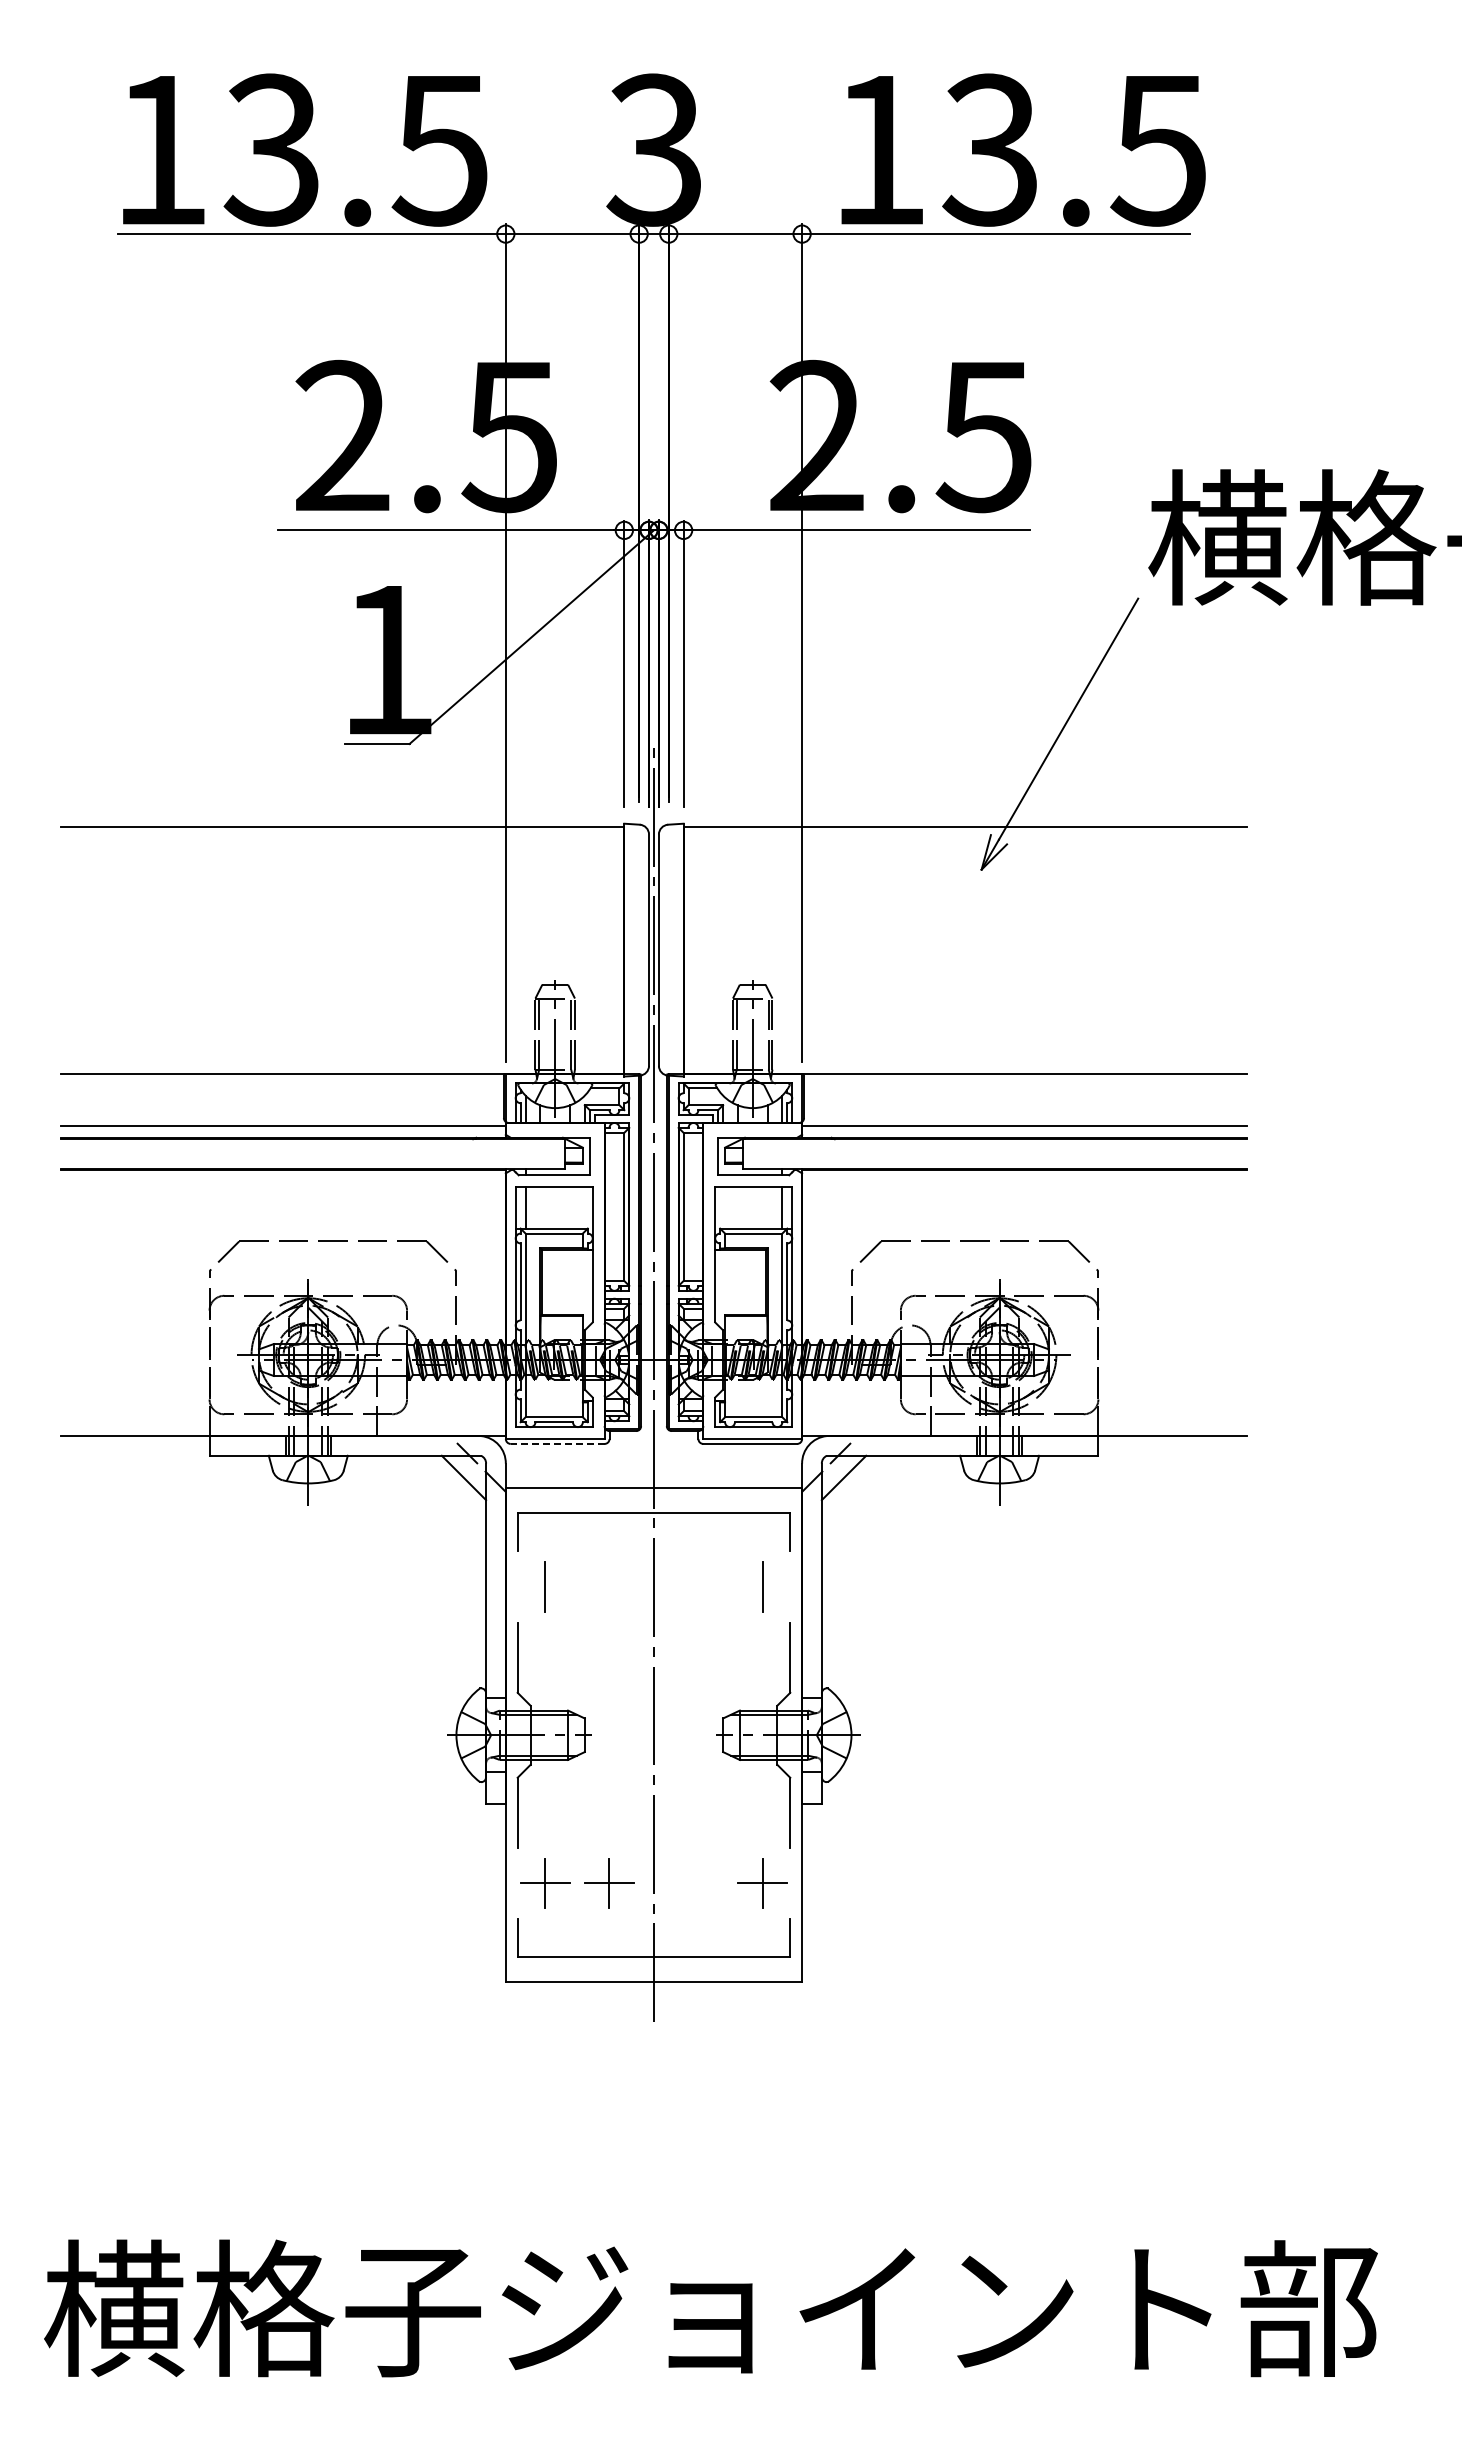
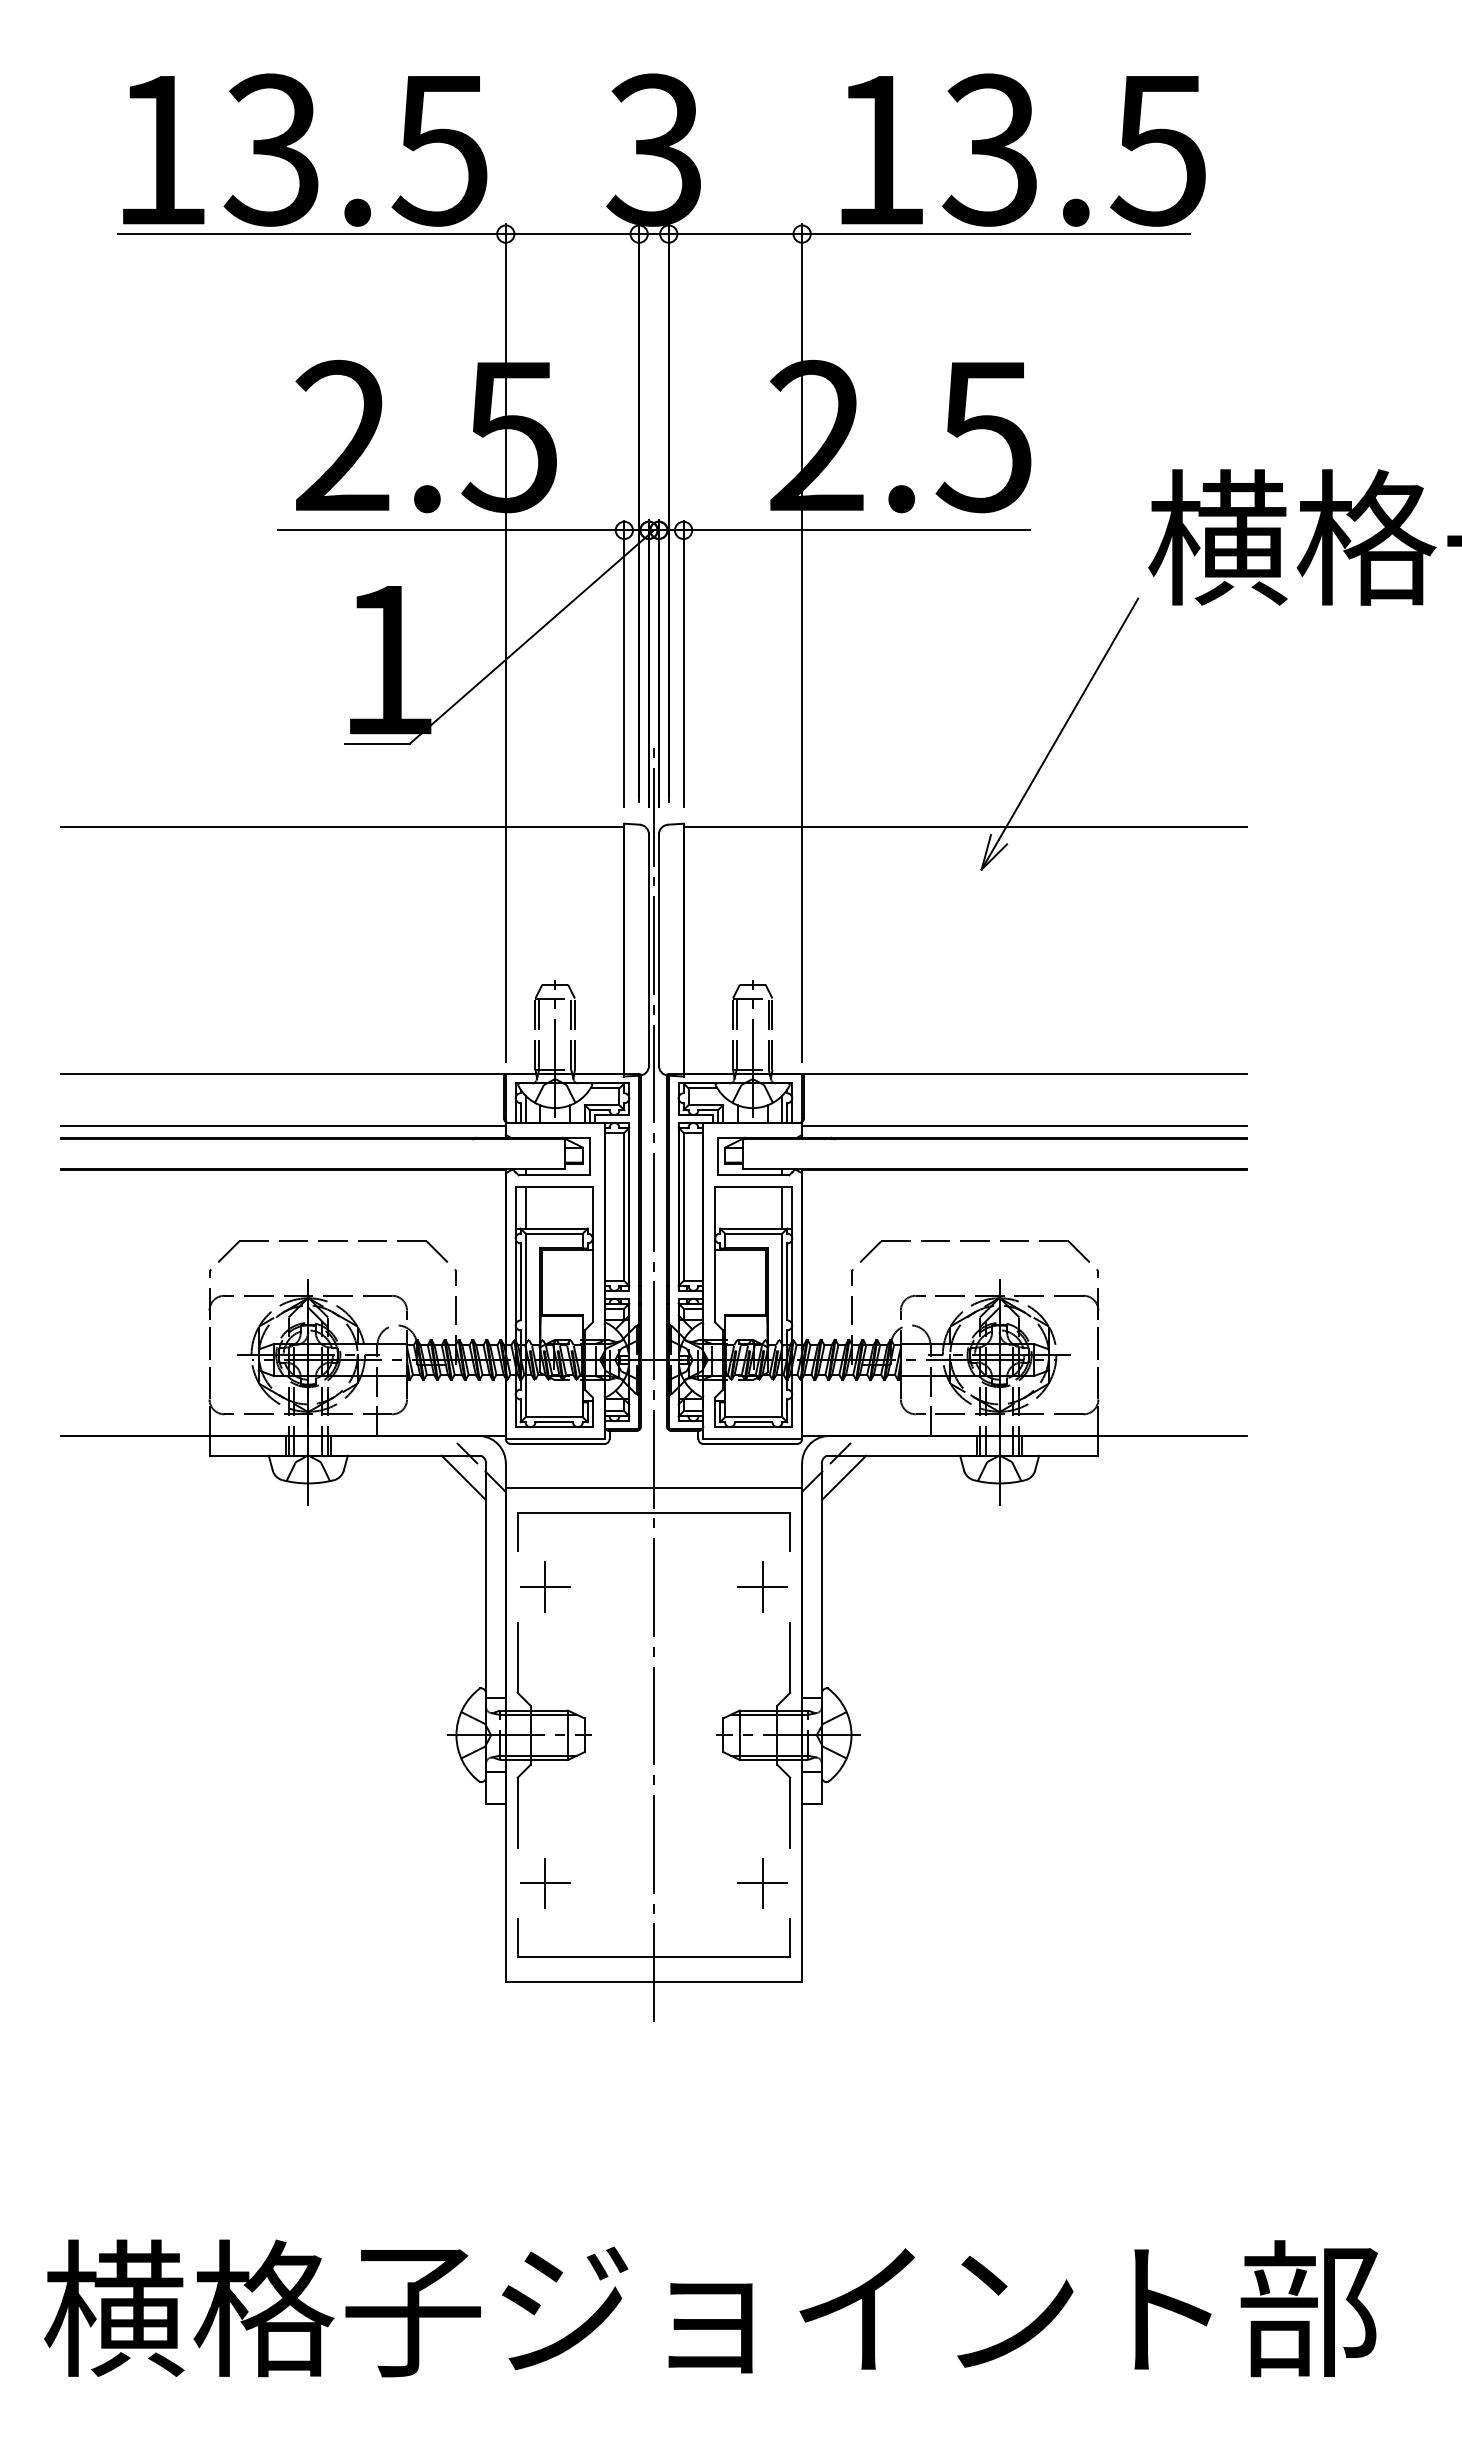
line: dashed -> solid (557, 1443)
line: none -> present (545, 1587)
line: none -> present (762, 1587)
part: present -> none (609, 1883)
